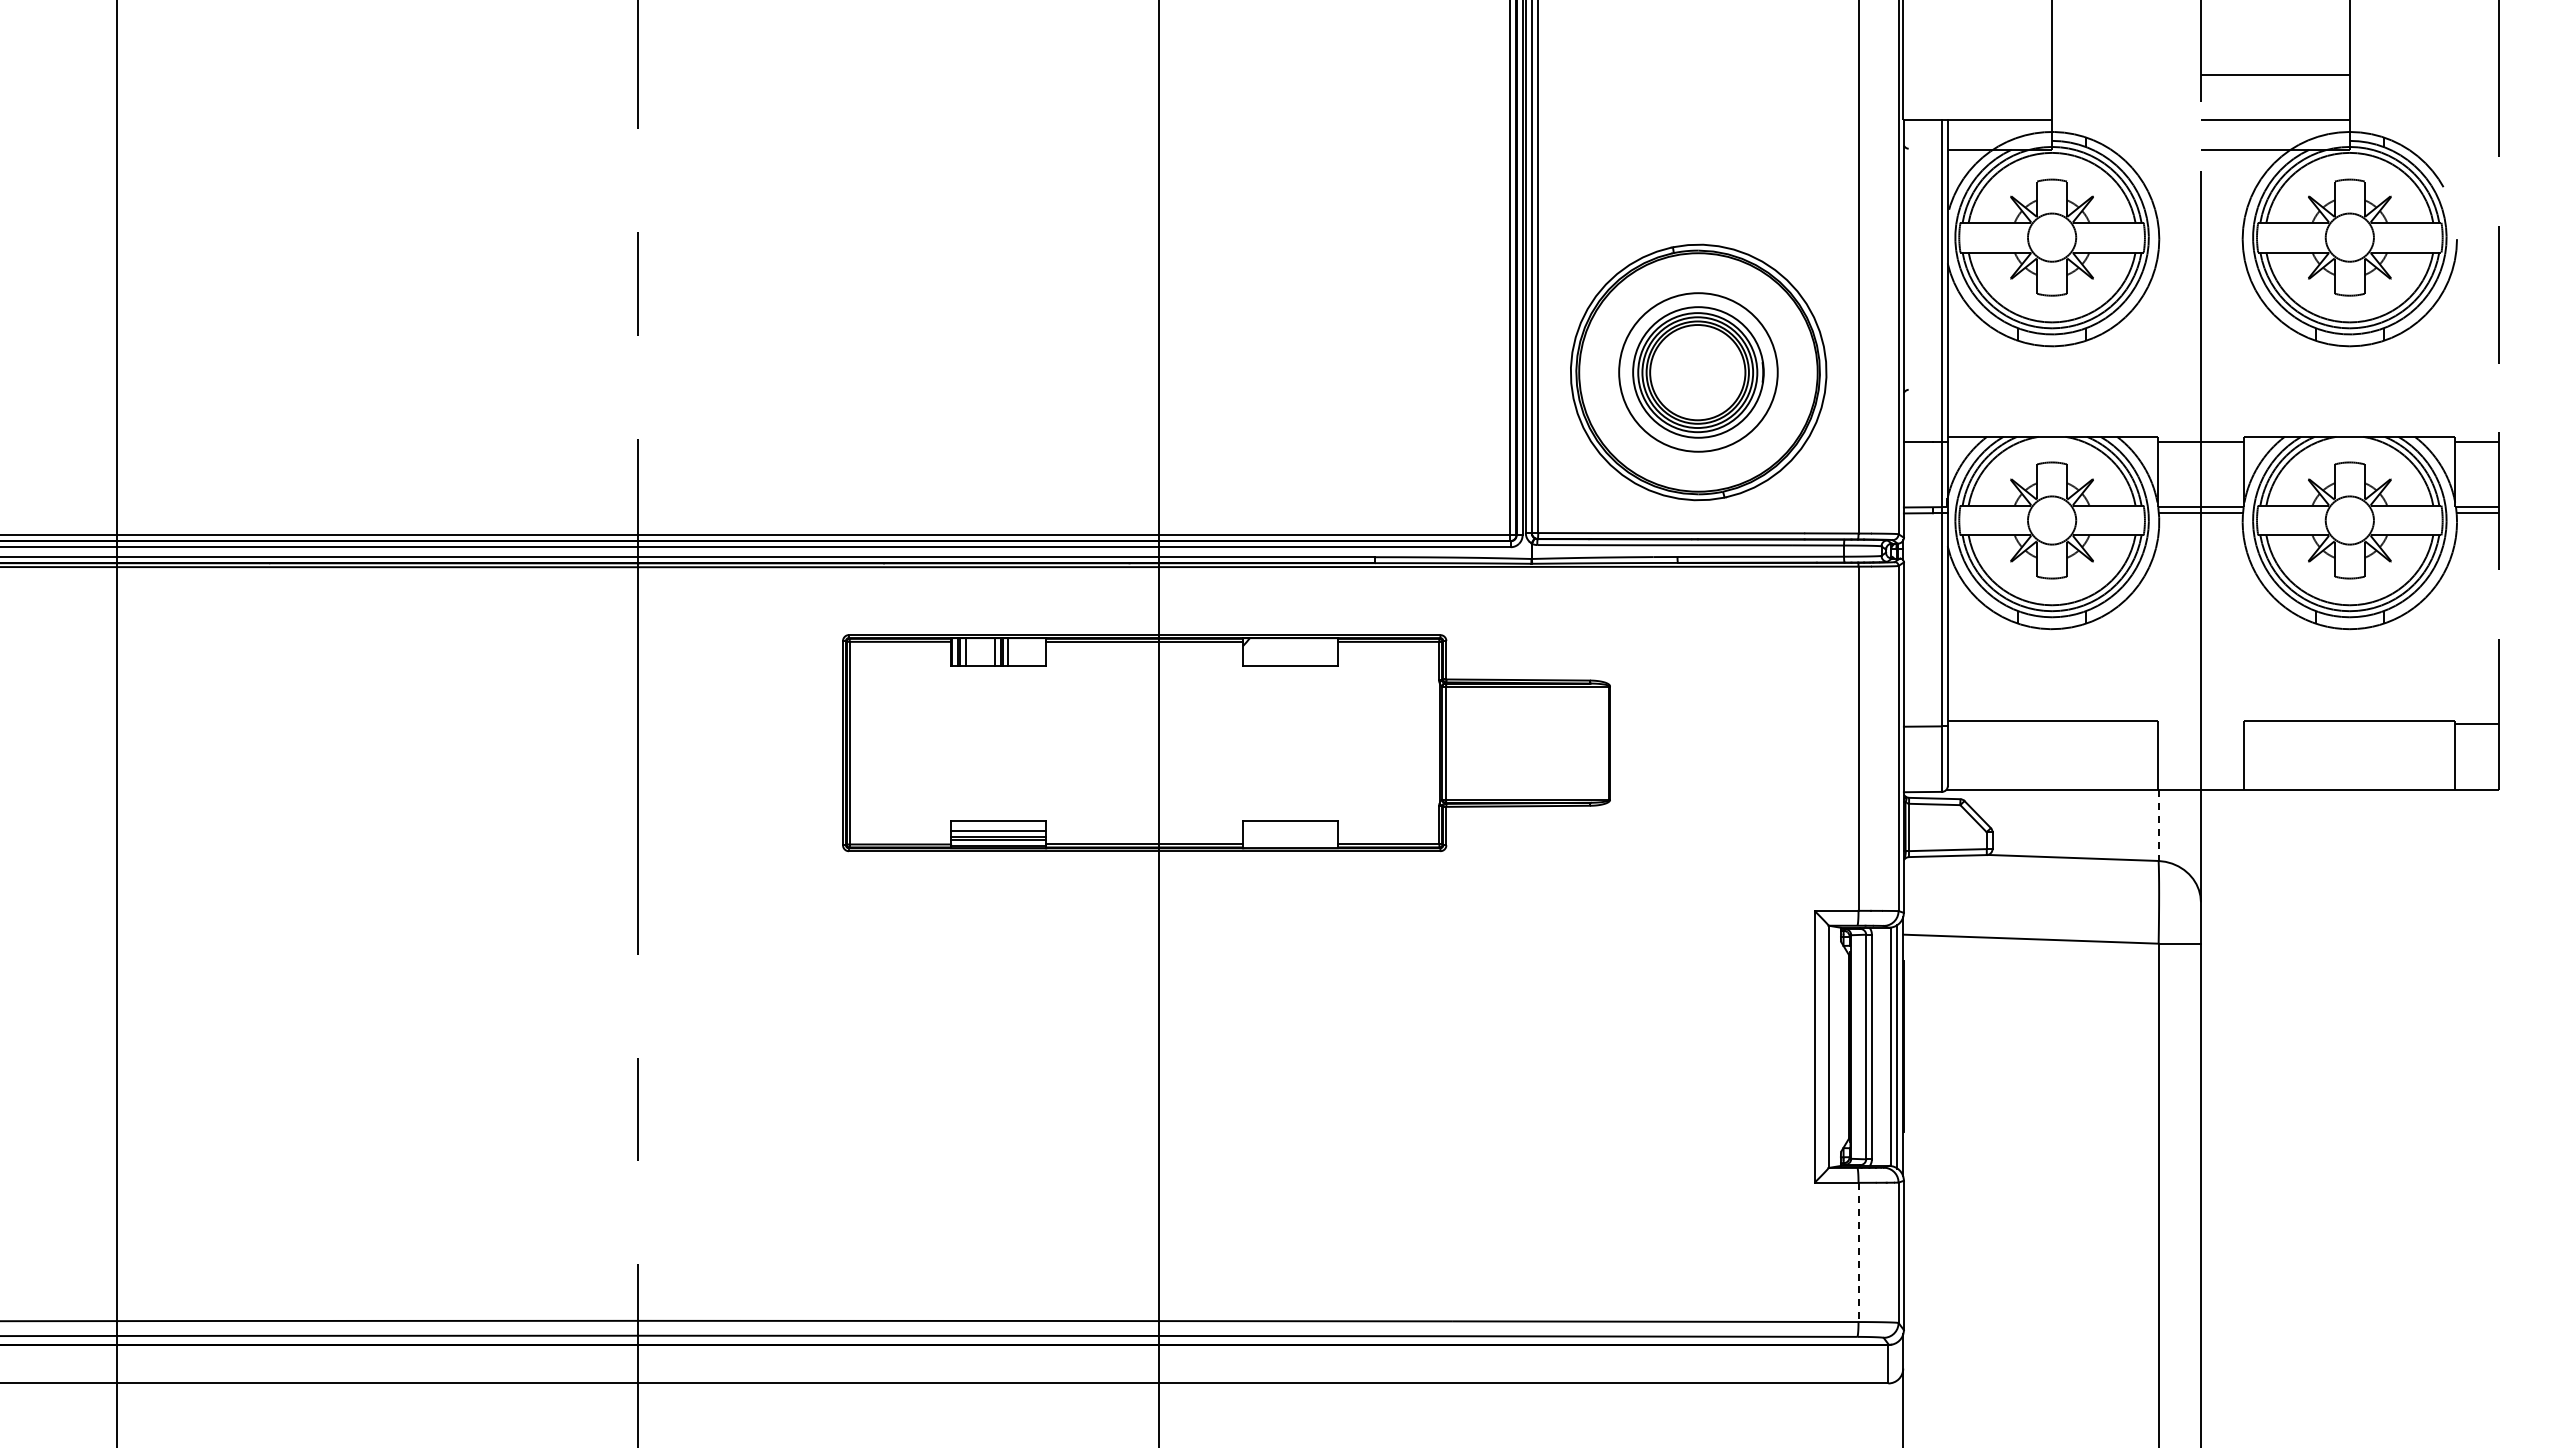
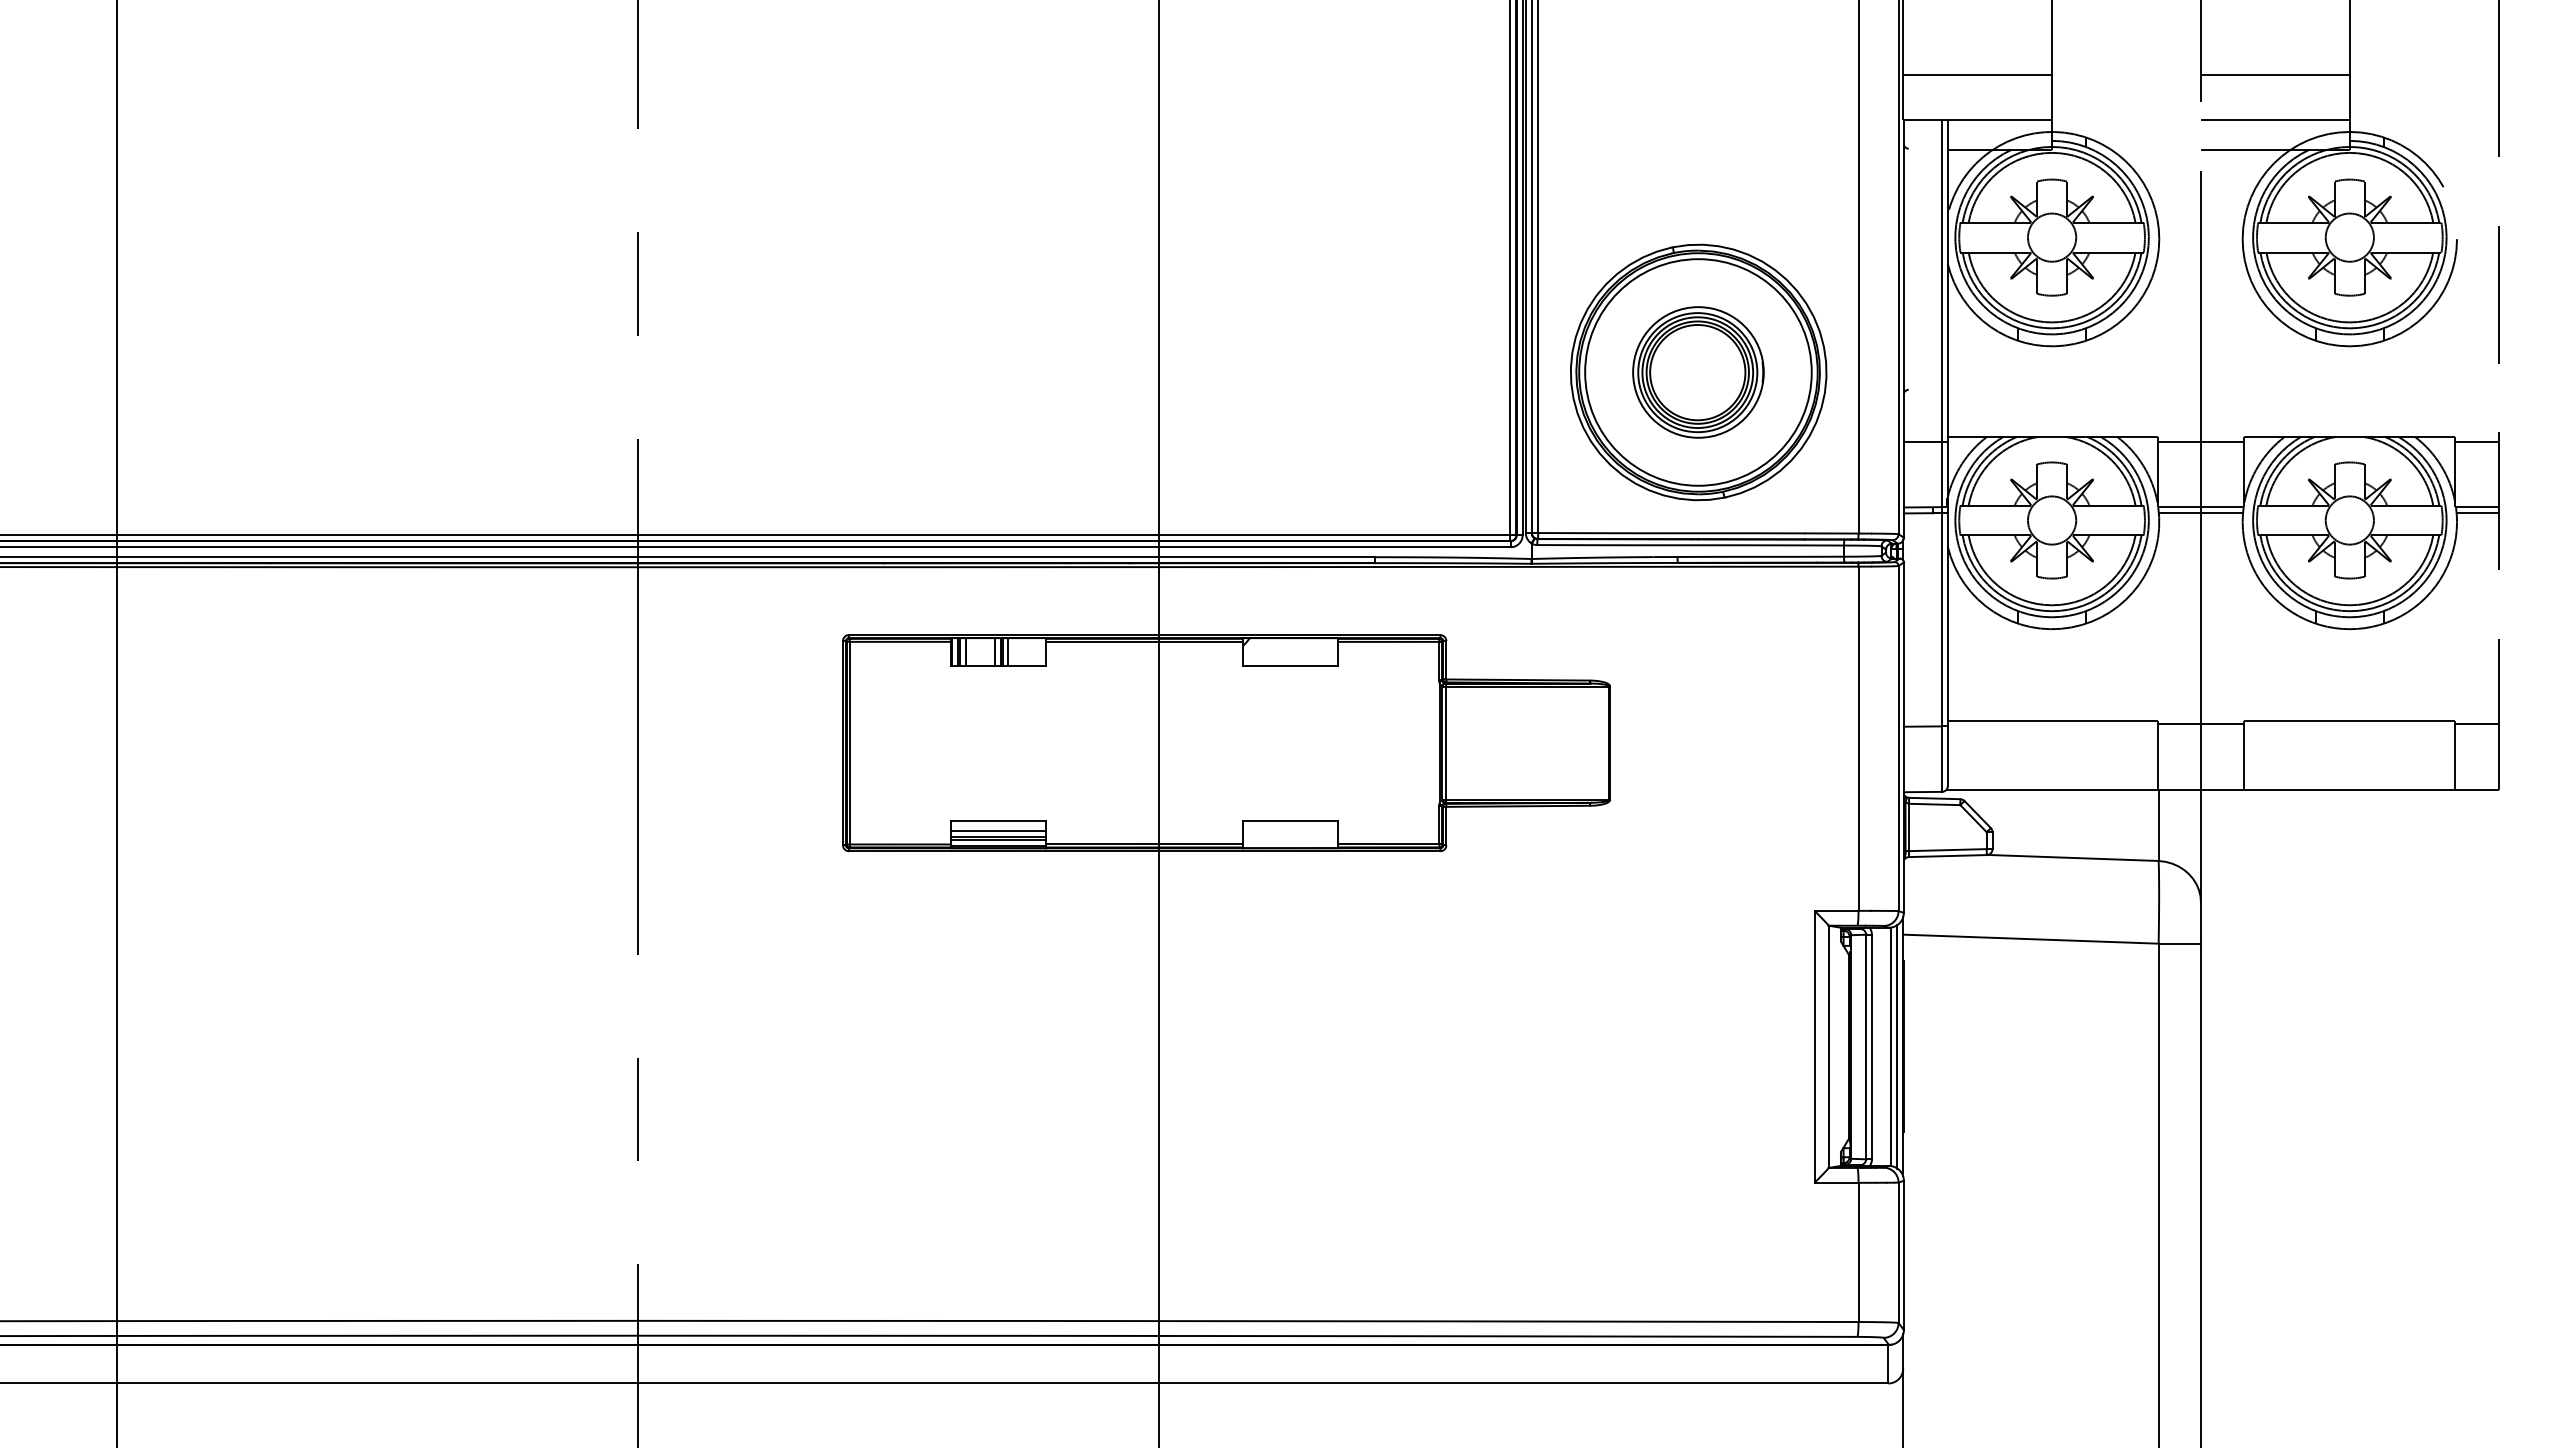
line: none -> present (1977, 75)
circle diameter: 159 px -> 227 px (1698, 372)
line: none -> present (2200, 724)
line: dashed -> solid (2158, 825)
line: dashed -> solid (1858, 1252)
